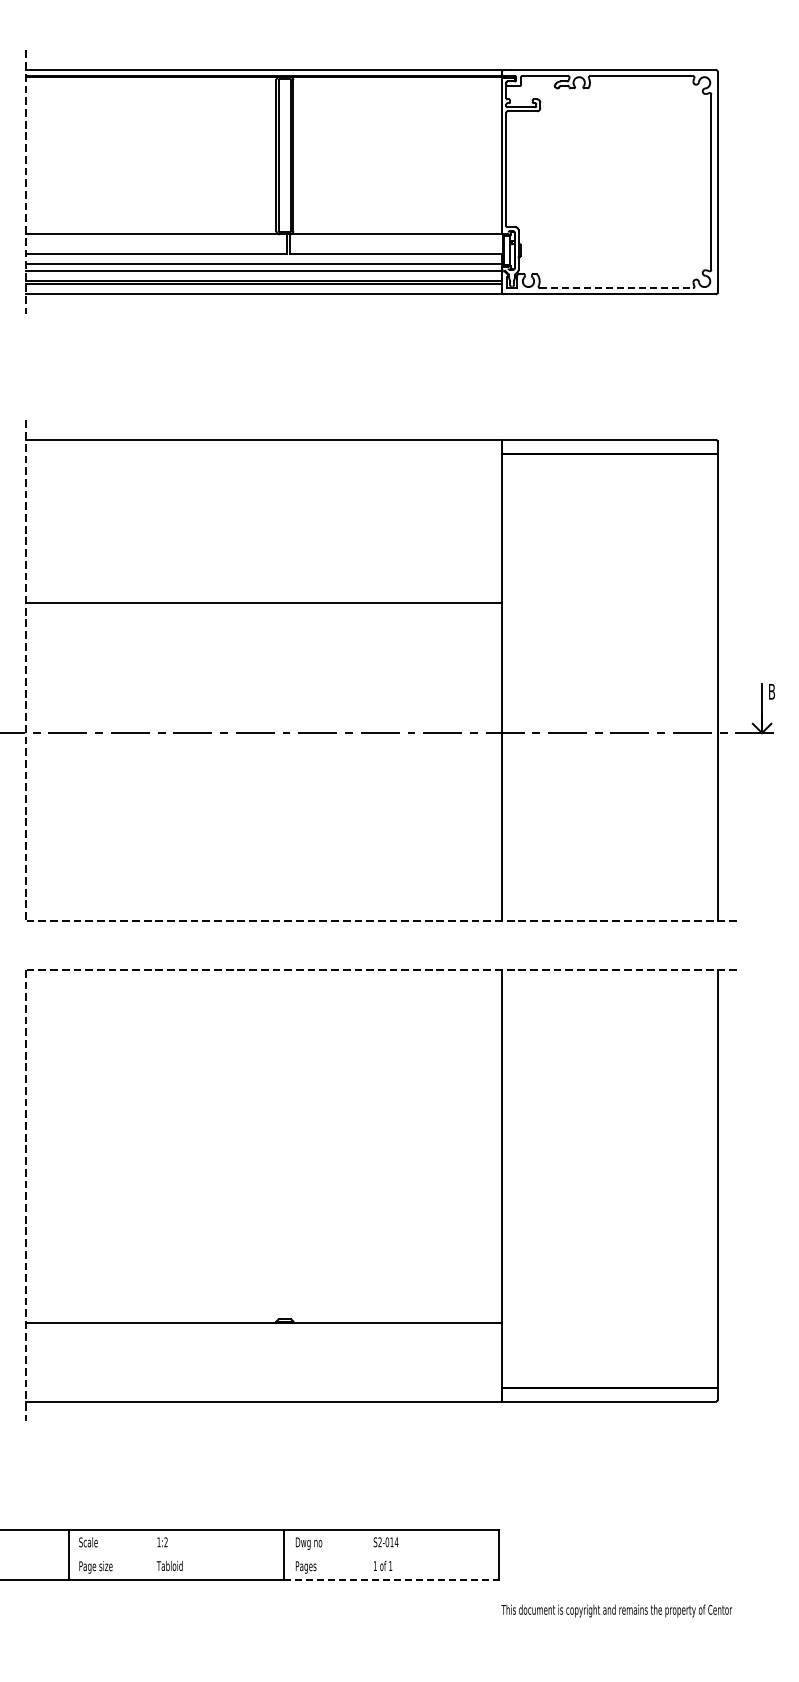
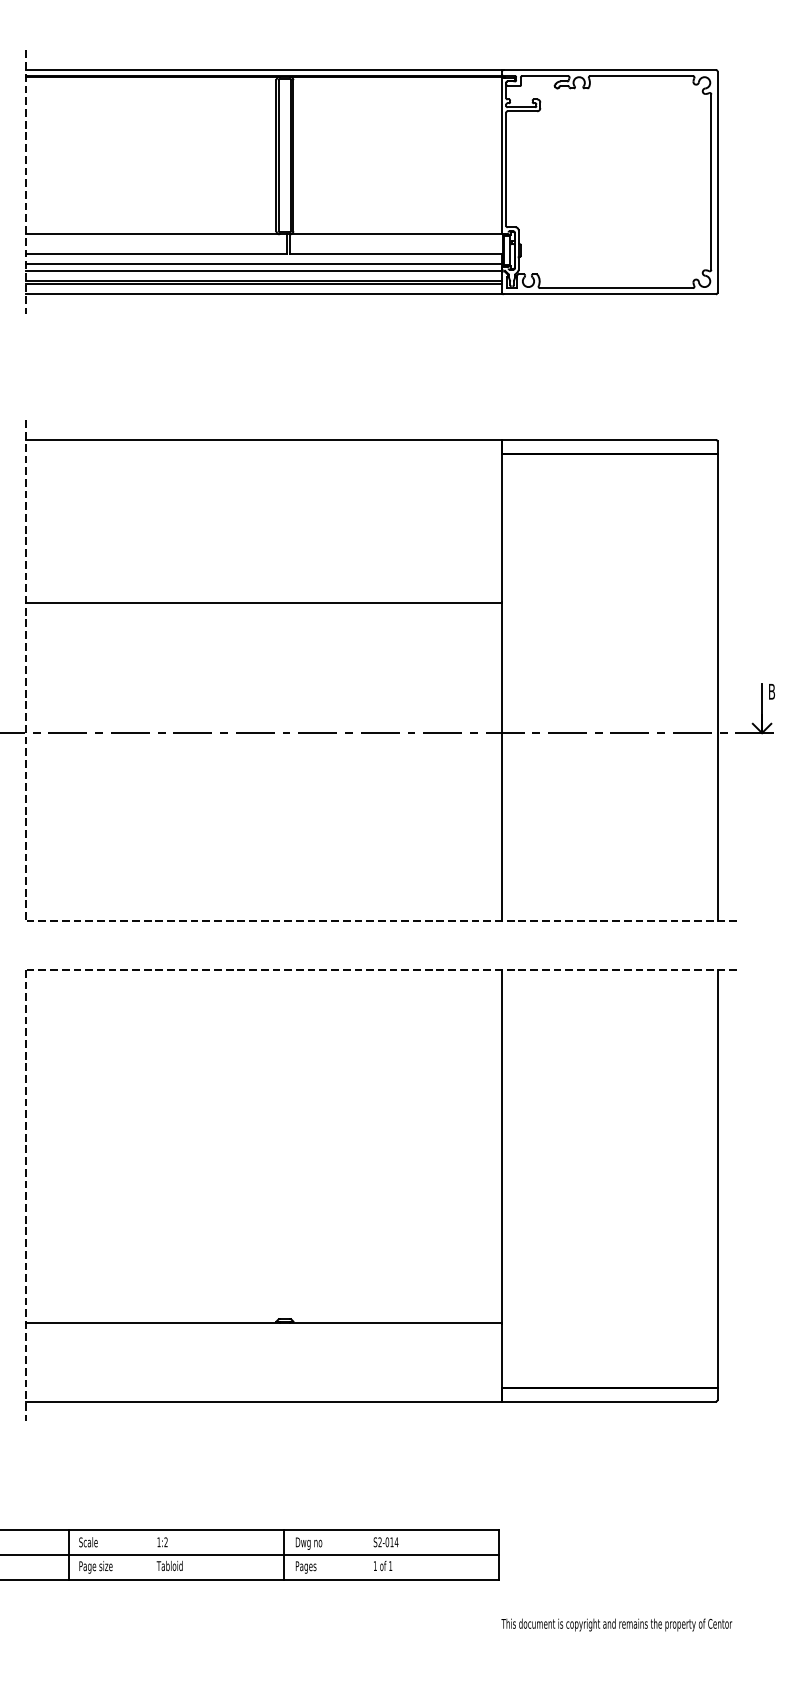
line: dashed -> solid (617, 288)
line: none -> present (250, 1555)
line: dashed -> solid (391, 1579)
text position: (616, 1610) -> (616, 1624) (616, 1624)
